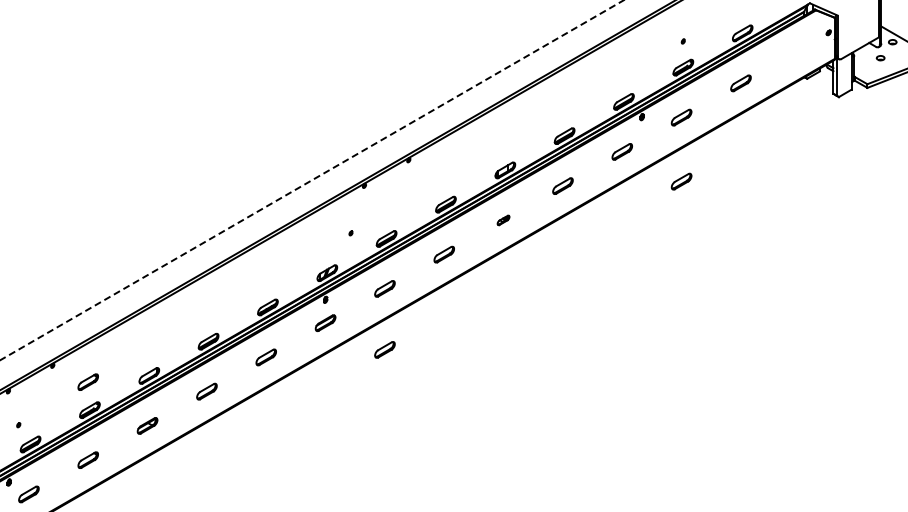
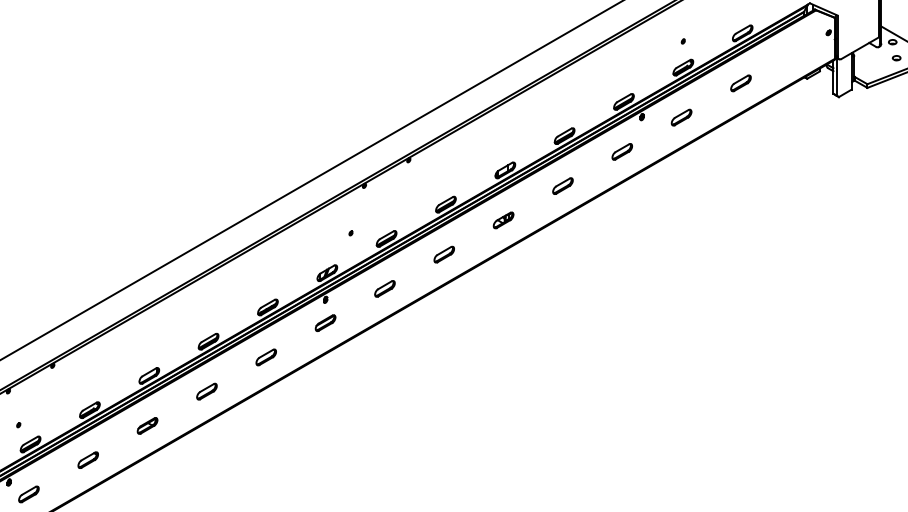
part position: (880, 58) -> (896, 58) (896, 58)
line: dashed -> solid (312, 179)
part: present -> none (681, 181)
part size: 15x13 px -> 23x19 px (503, 220)
part: present -> none (384, 349)
part: present -> none (87, 381)
